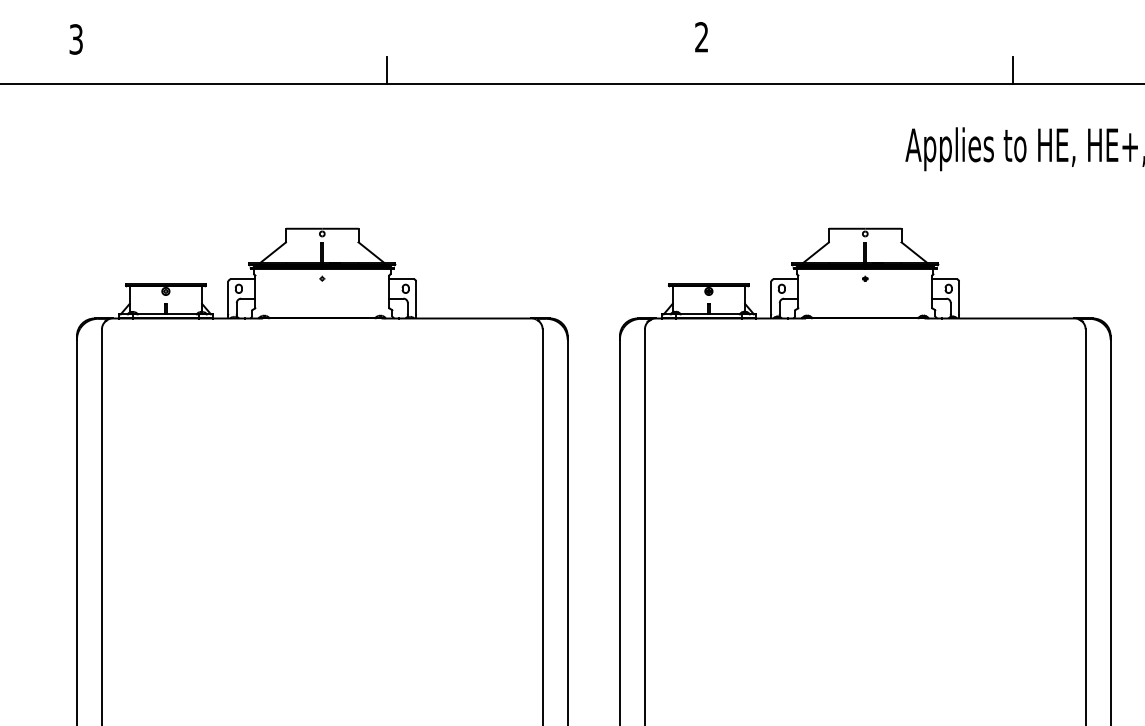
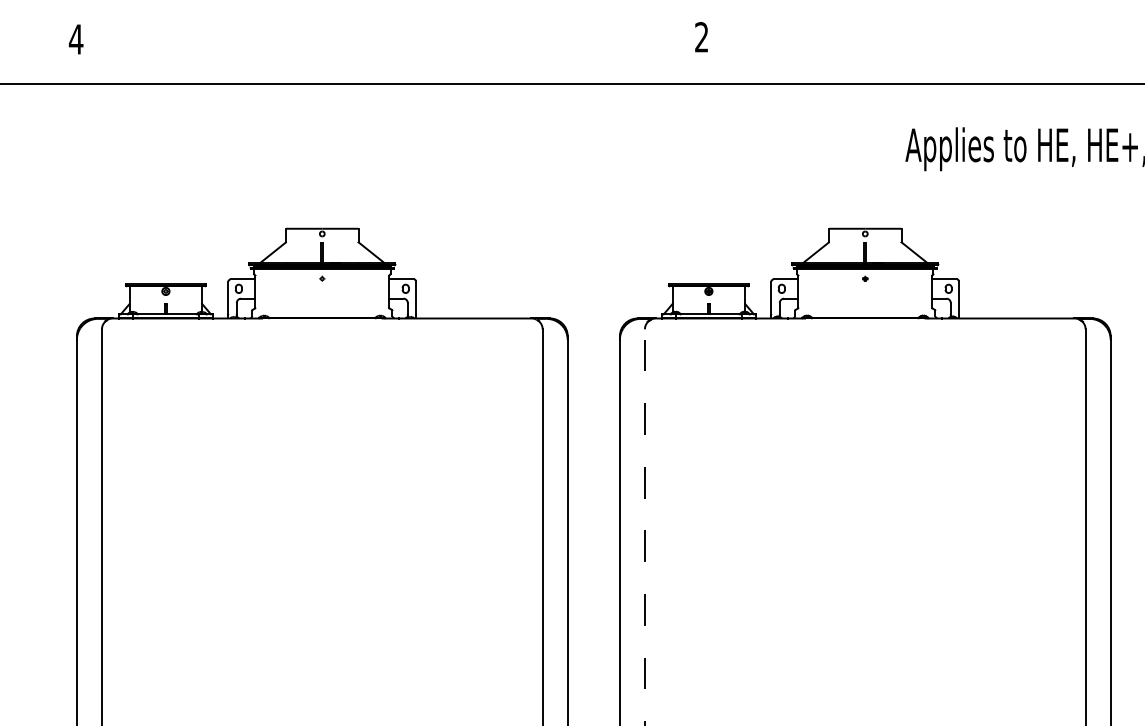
text: 3 -> 4 (75, 39)
line: present -> none (387, 70)
line: present -> none (1012, 70)
line: solid -> dashed (644, 527)
